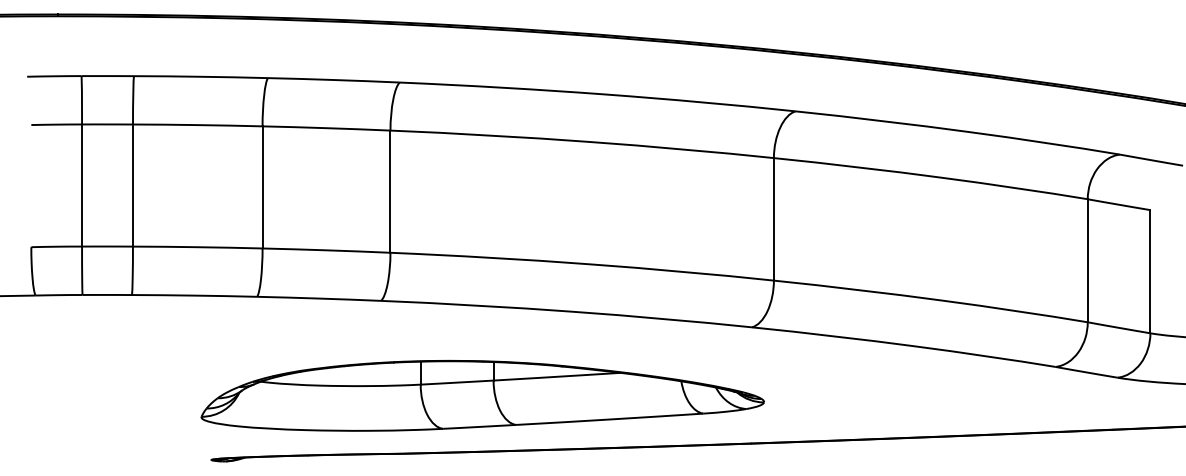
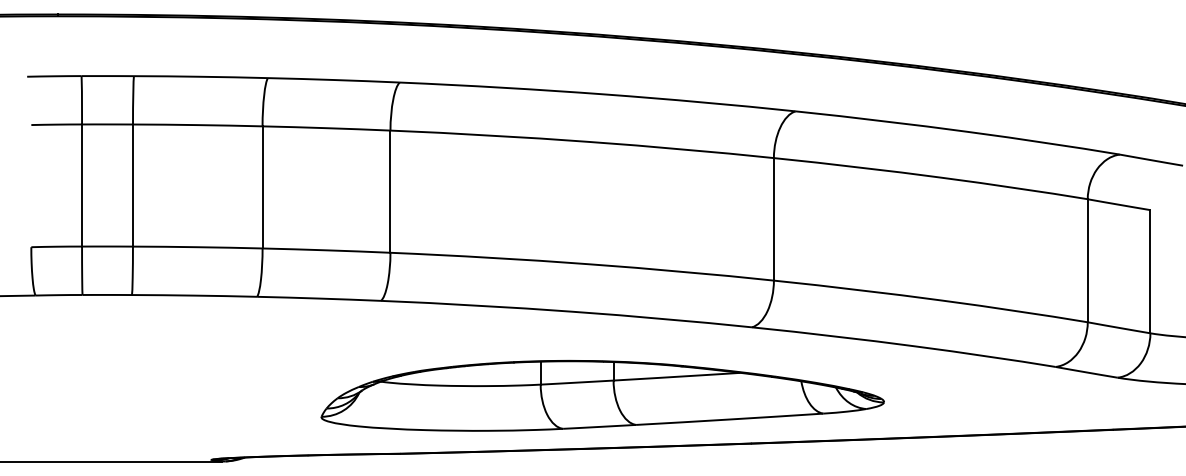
part position: (482, 395) -> (602, 395) (602, 395)
line: none -> present (112, 461)
